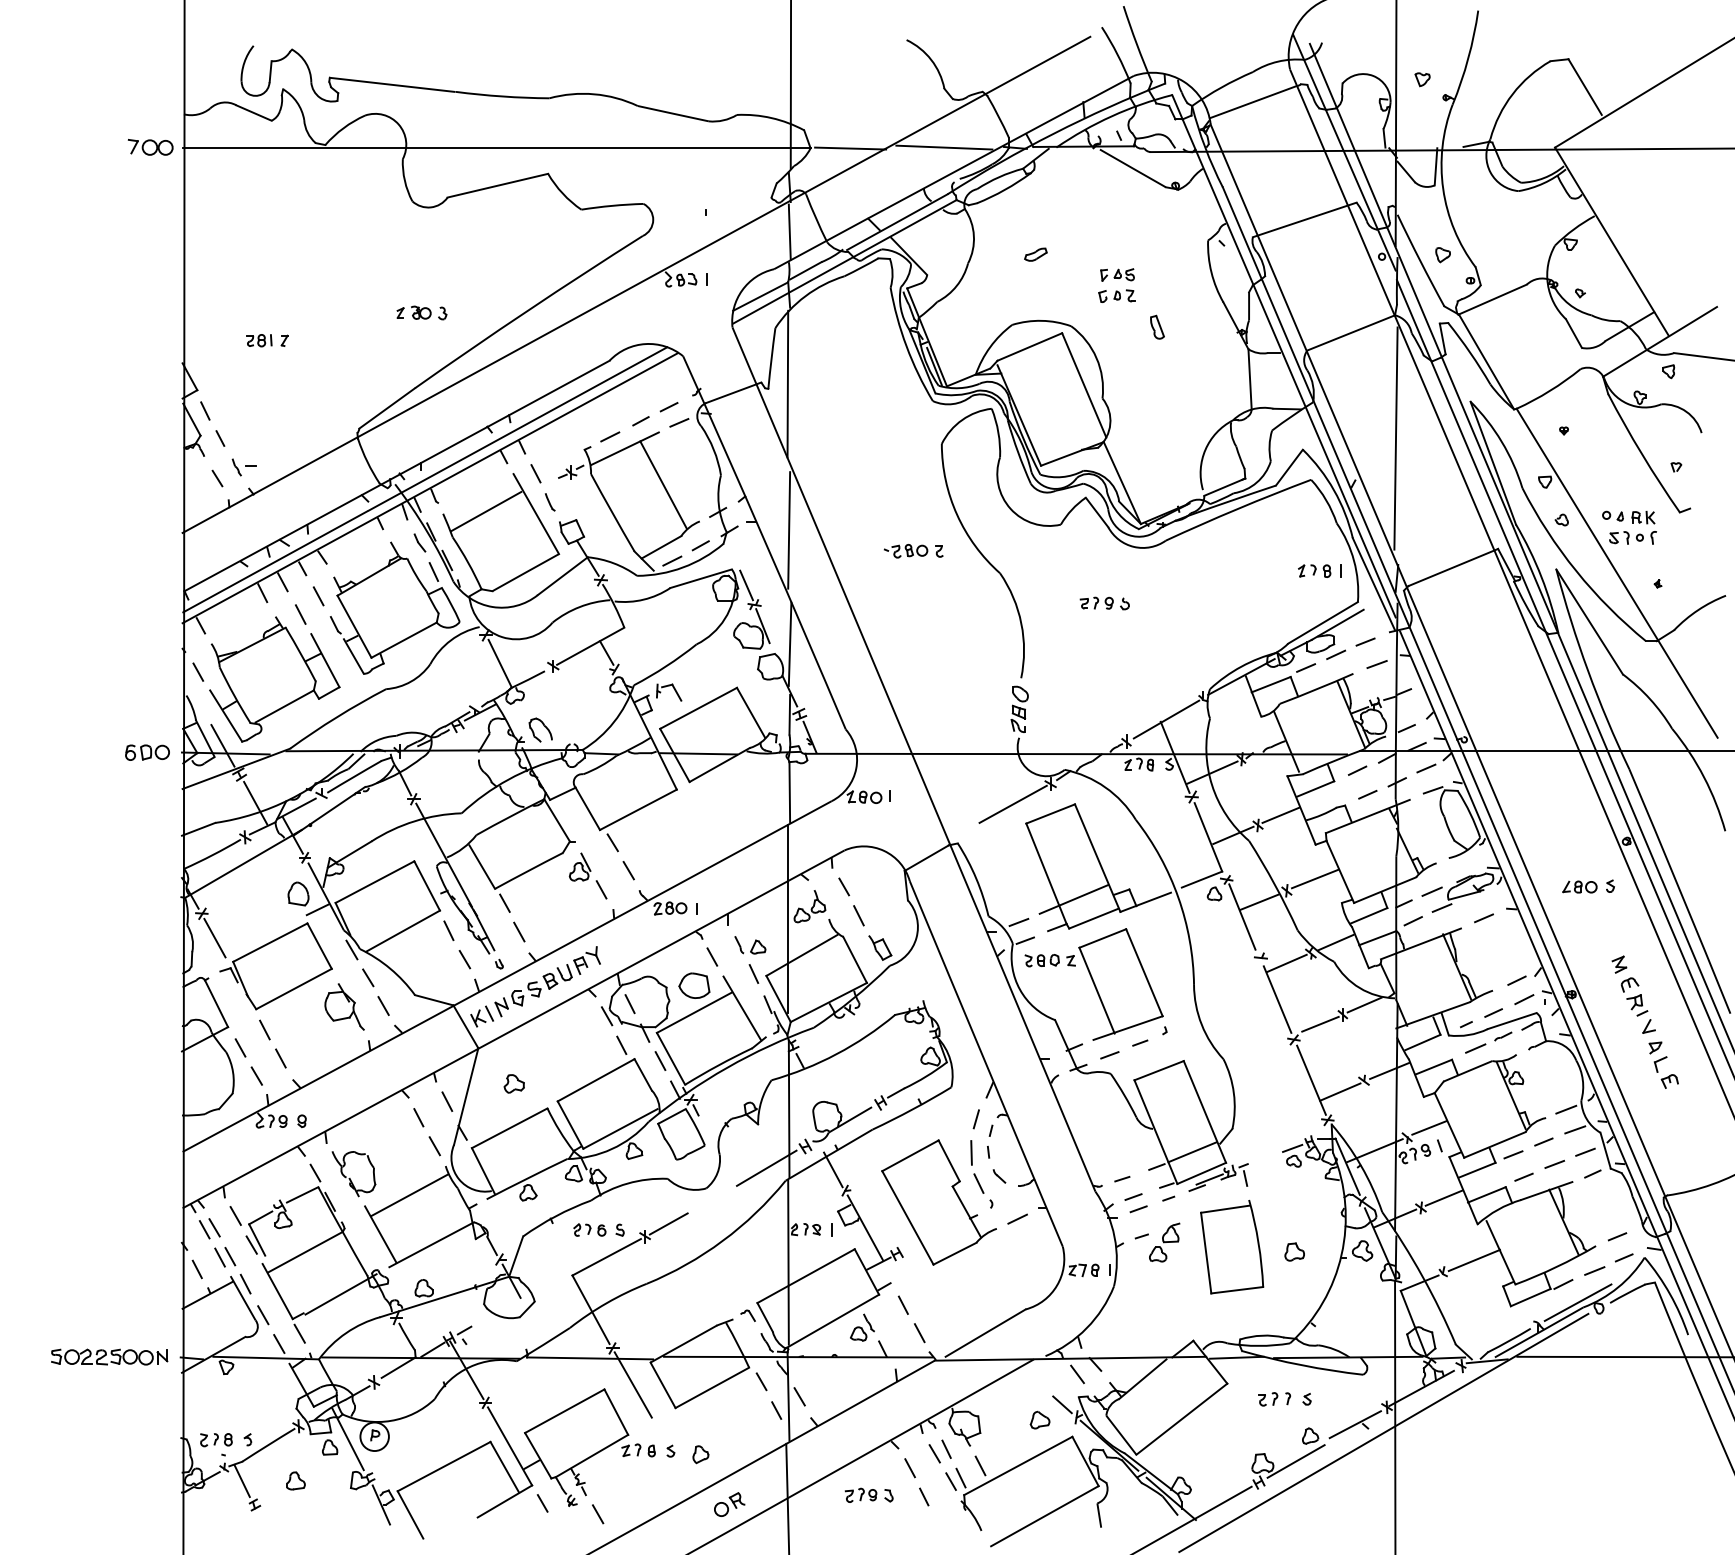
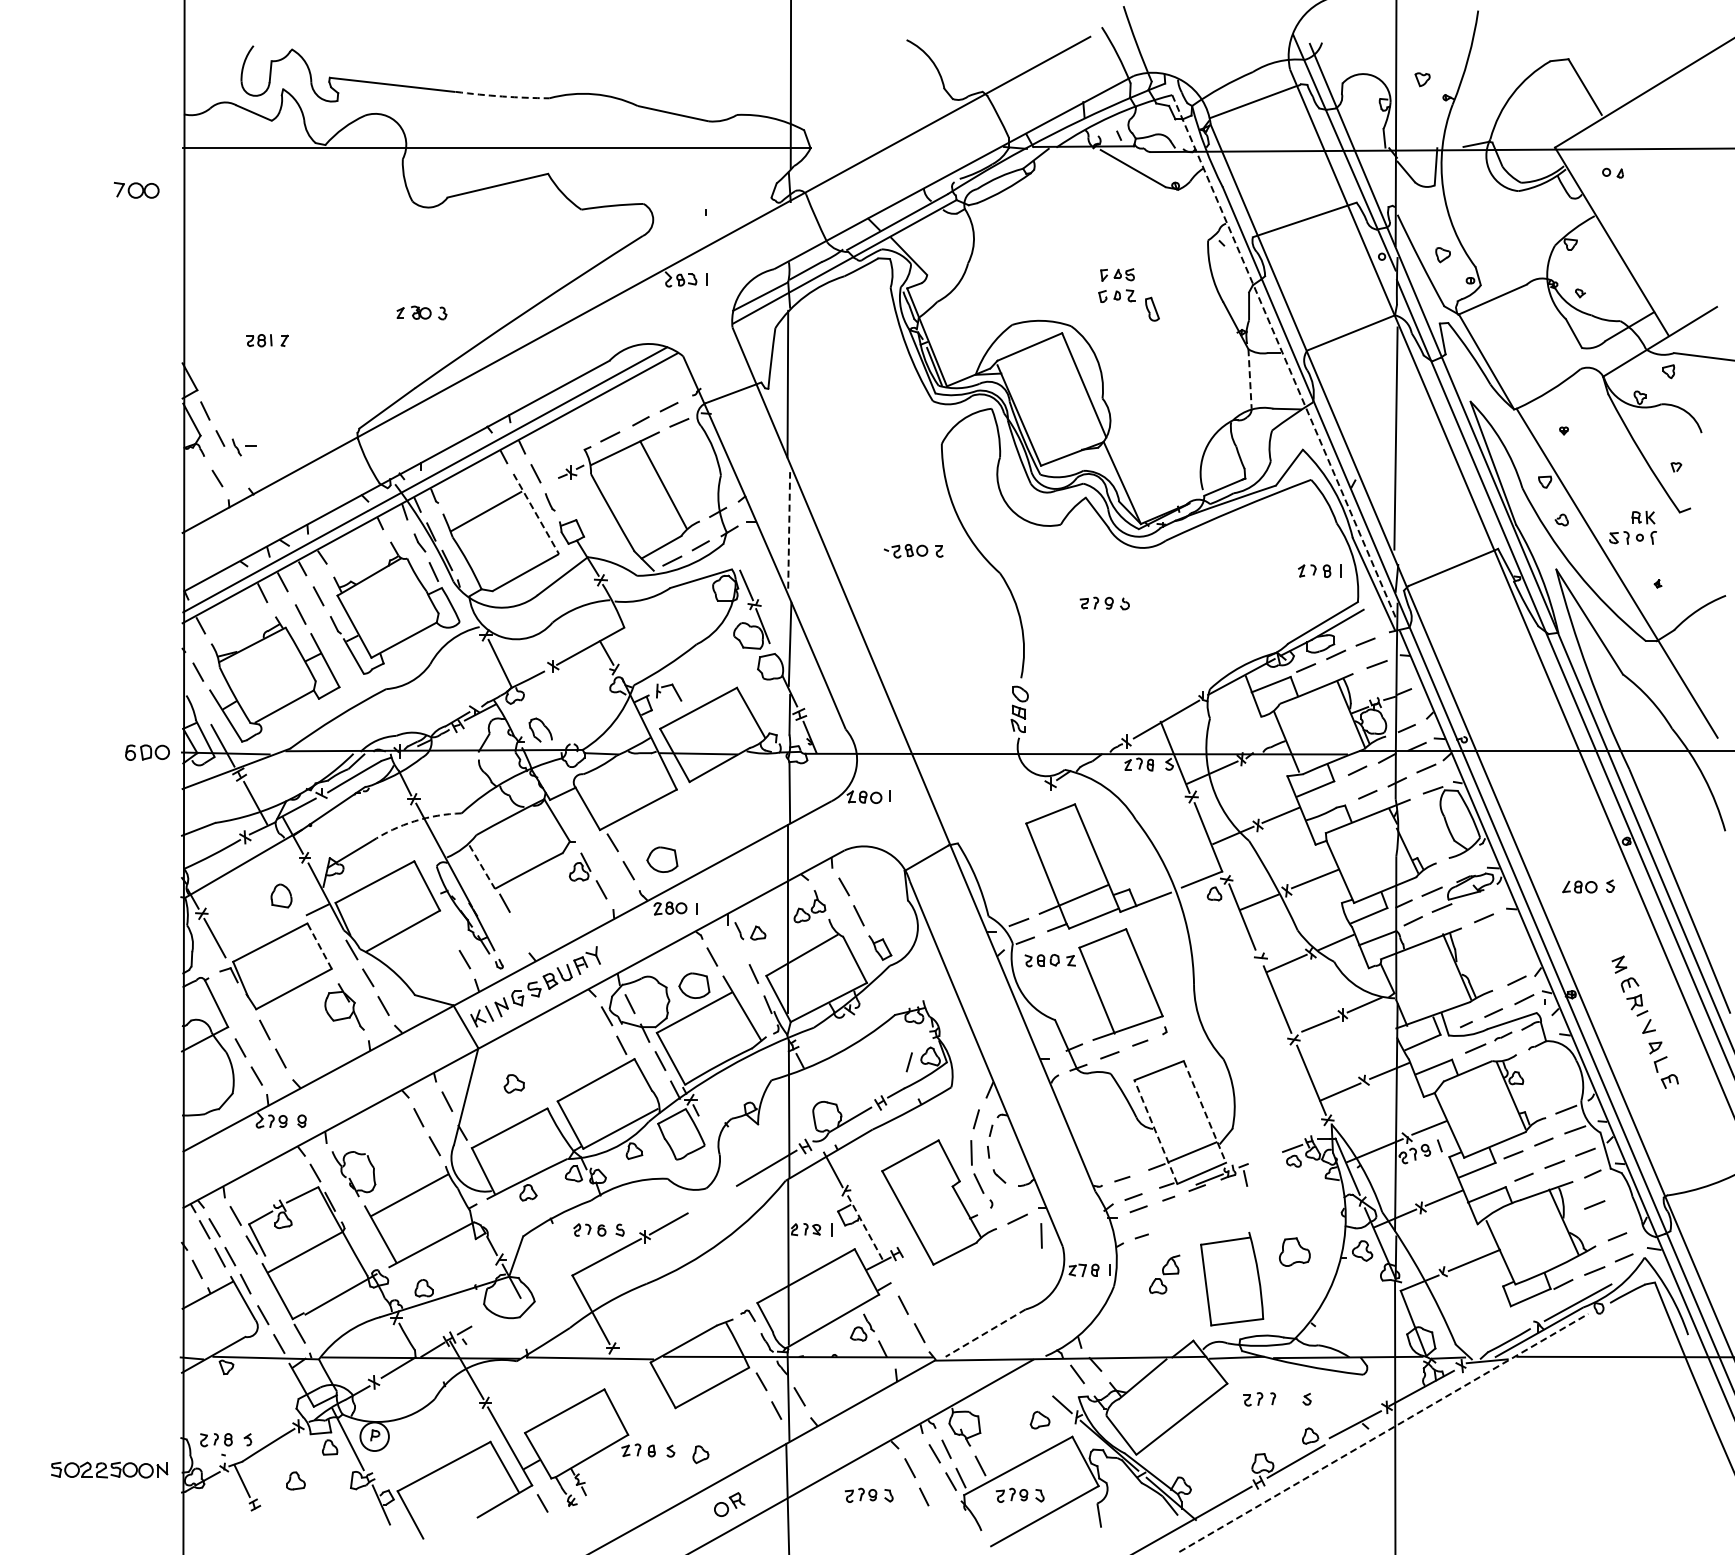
arc: solid -> dashed (502, 96)
part position: (150, 147) -> (136, 190) (136, 190)
line: present -> none (944, 147)
line: present -> none (850, 148)
line: present -> none (789, 231)
part: present -> none (1035, 254)
part position: (1157, 326) -> (1152, 308) (1152, 308)
line: solid -> dashed (1284, 356)
line: solid -> dashed (1250, 379)
part position: (243, 467) -> (243, 447) (243, 447)
line: solid -> dashed (536, 514)
part position: (1612, 515) -> (1612, 172) (1612, 172)
line: solid -> dashed (789, 529)
line: present -> none (1012, 803)
arc: solid -> dashed (414, 821)
part: none -> present (662, 859)
line: solid -> dashed (482, 867)
part position: (298, 893) -> (281, 895) (281, 895)
line: present -> none (448, 930)
line: present -> none (519, 931)
part position: (750, 945) -> (750, 931) (750, 931)
line: solid -> dashed (319, 946)
line: none -> present (908, 1062)
line: solid -> dashed (1205, 1112)
line: solid -> dashed (1155, 1131)
line: none -> present (1594, 1204)
line: solid -> dashed (865, 1227)
line: none -> present (1041, 1235)
part position: (1164, 1242) -> (1164, 1274) (1164, 1274)
part position: (1232, 1246) -> (1232, 1278) (1232, 1278)
part size: 21x20 px -> 32x30 px (1294, 1251)
line: solid -> dashed (985, 1333)
part position: (109, 1356) -> (109, 1469) (109, 1469)
line: present -> none (632, 1384)
part position: (1274, 1399) -> (1259, 1399) (1259, 1399)
line: solid -> dashed (1383, 1432)
part: none -> present (1019, 1494)
line: present -> none (598, 1514)
